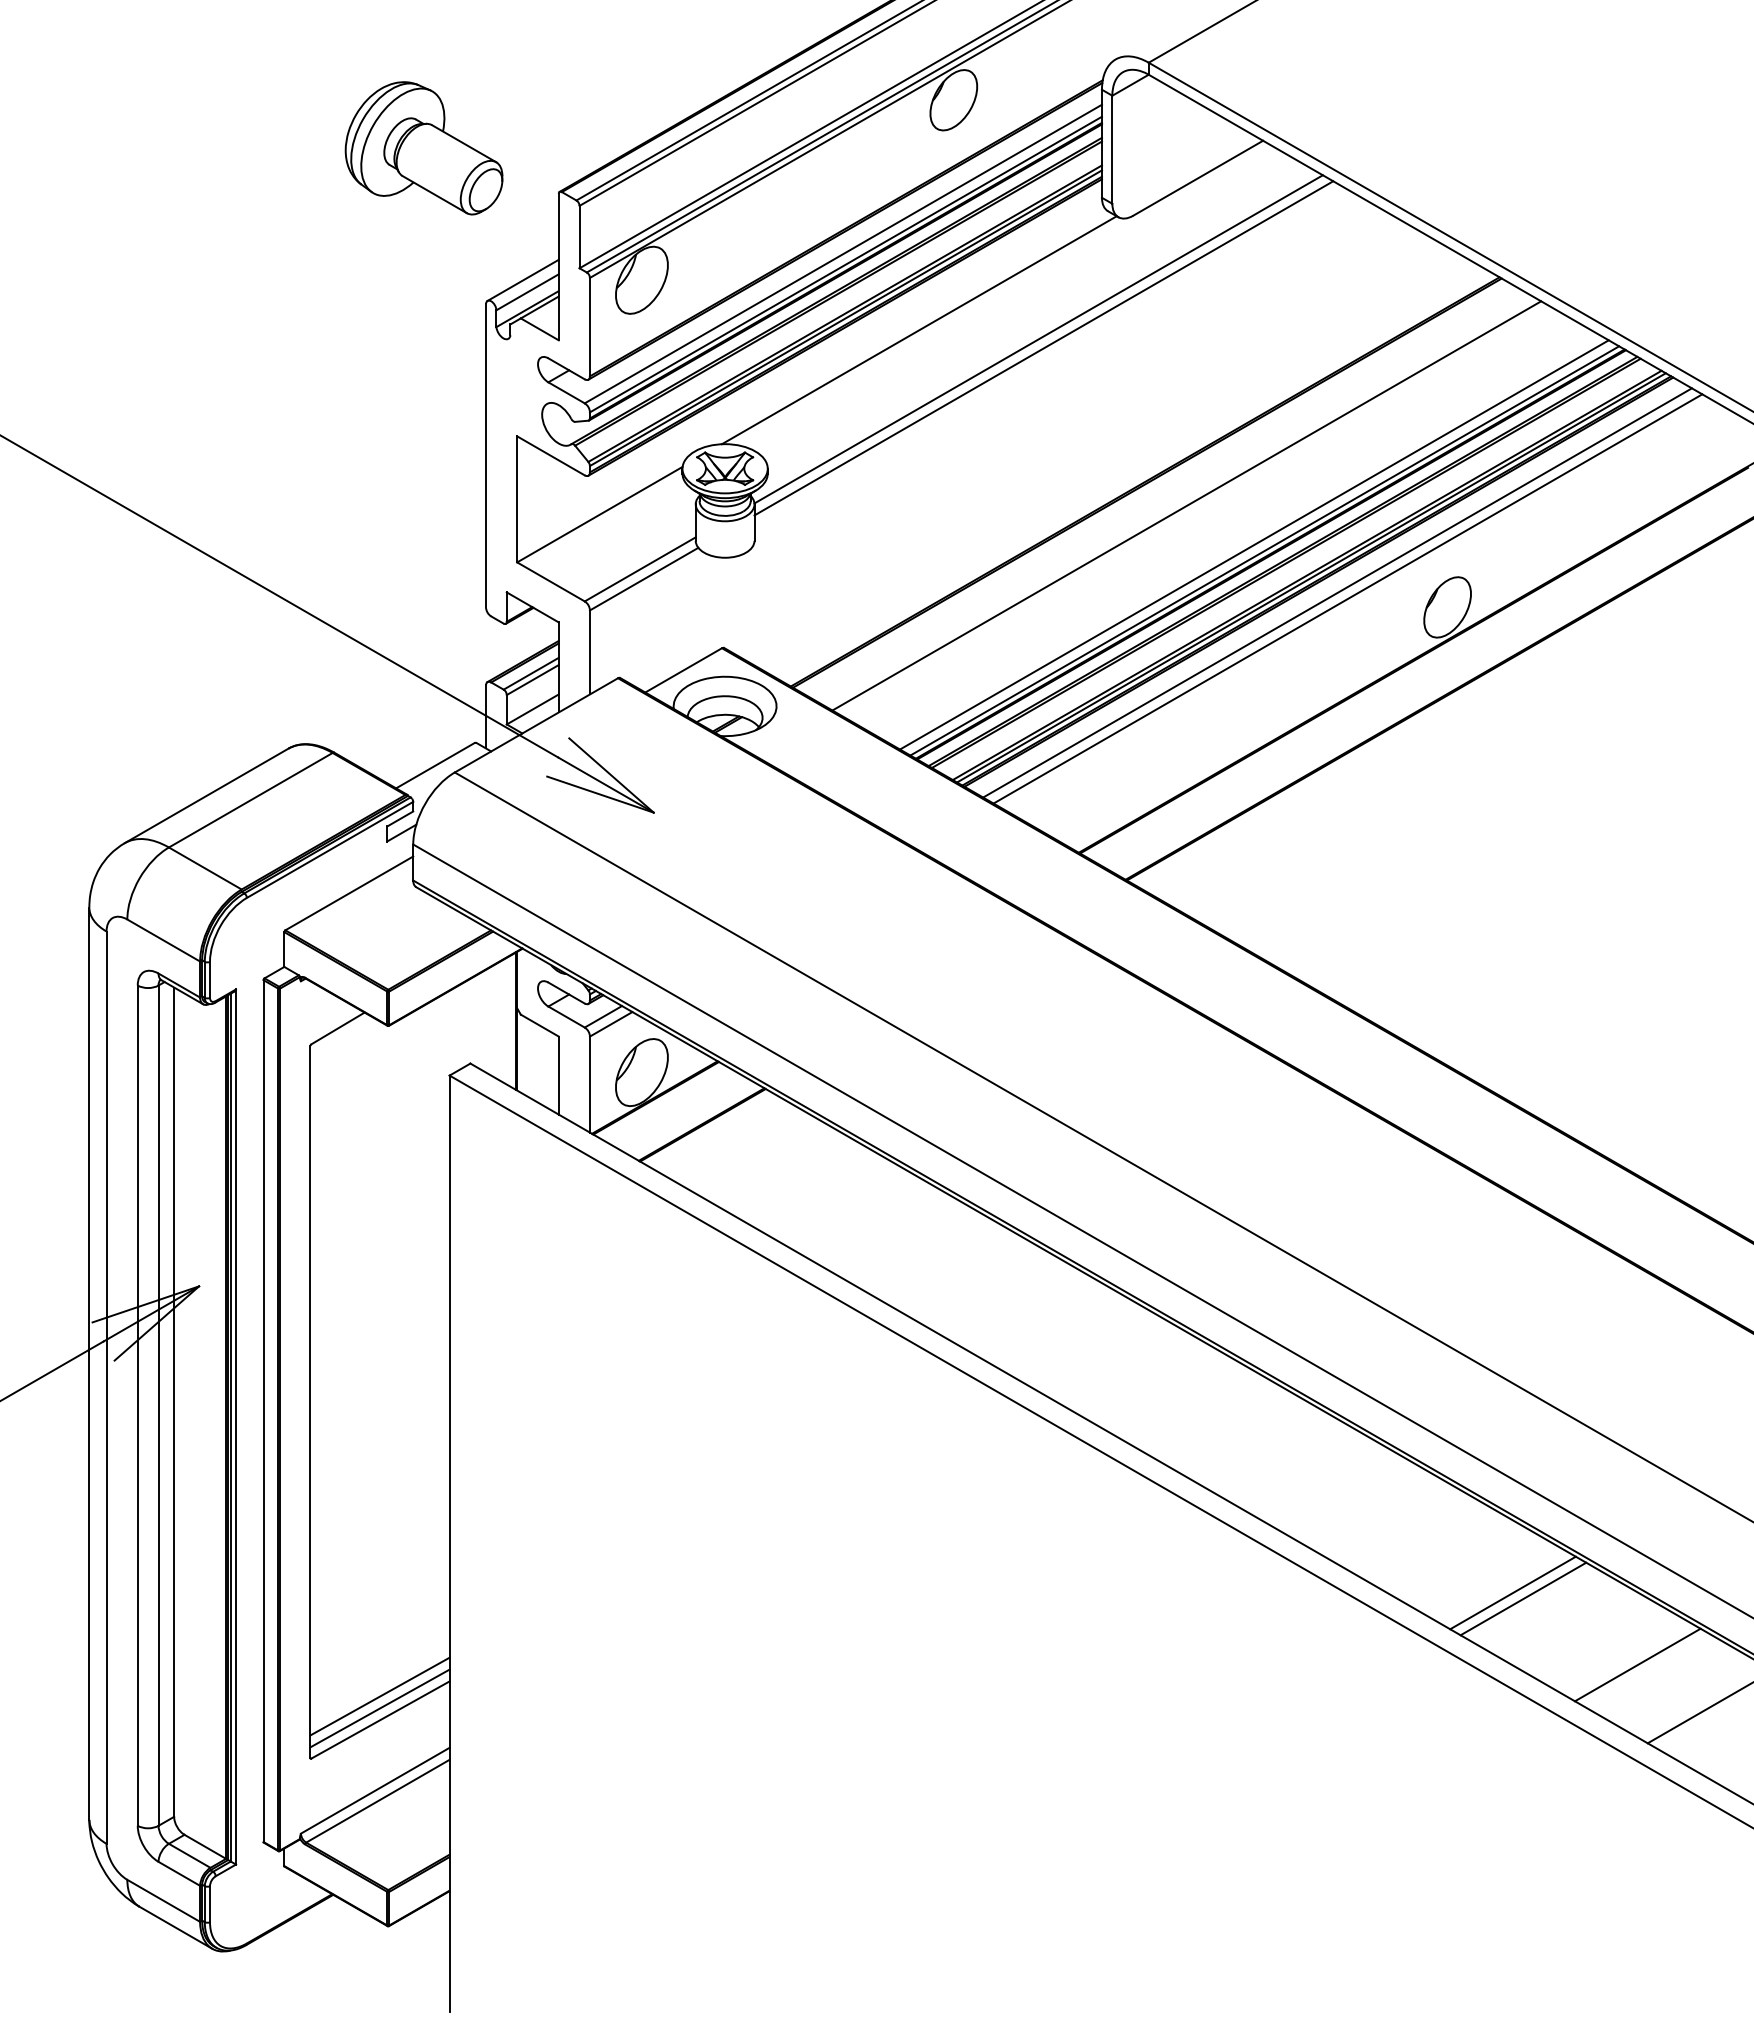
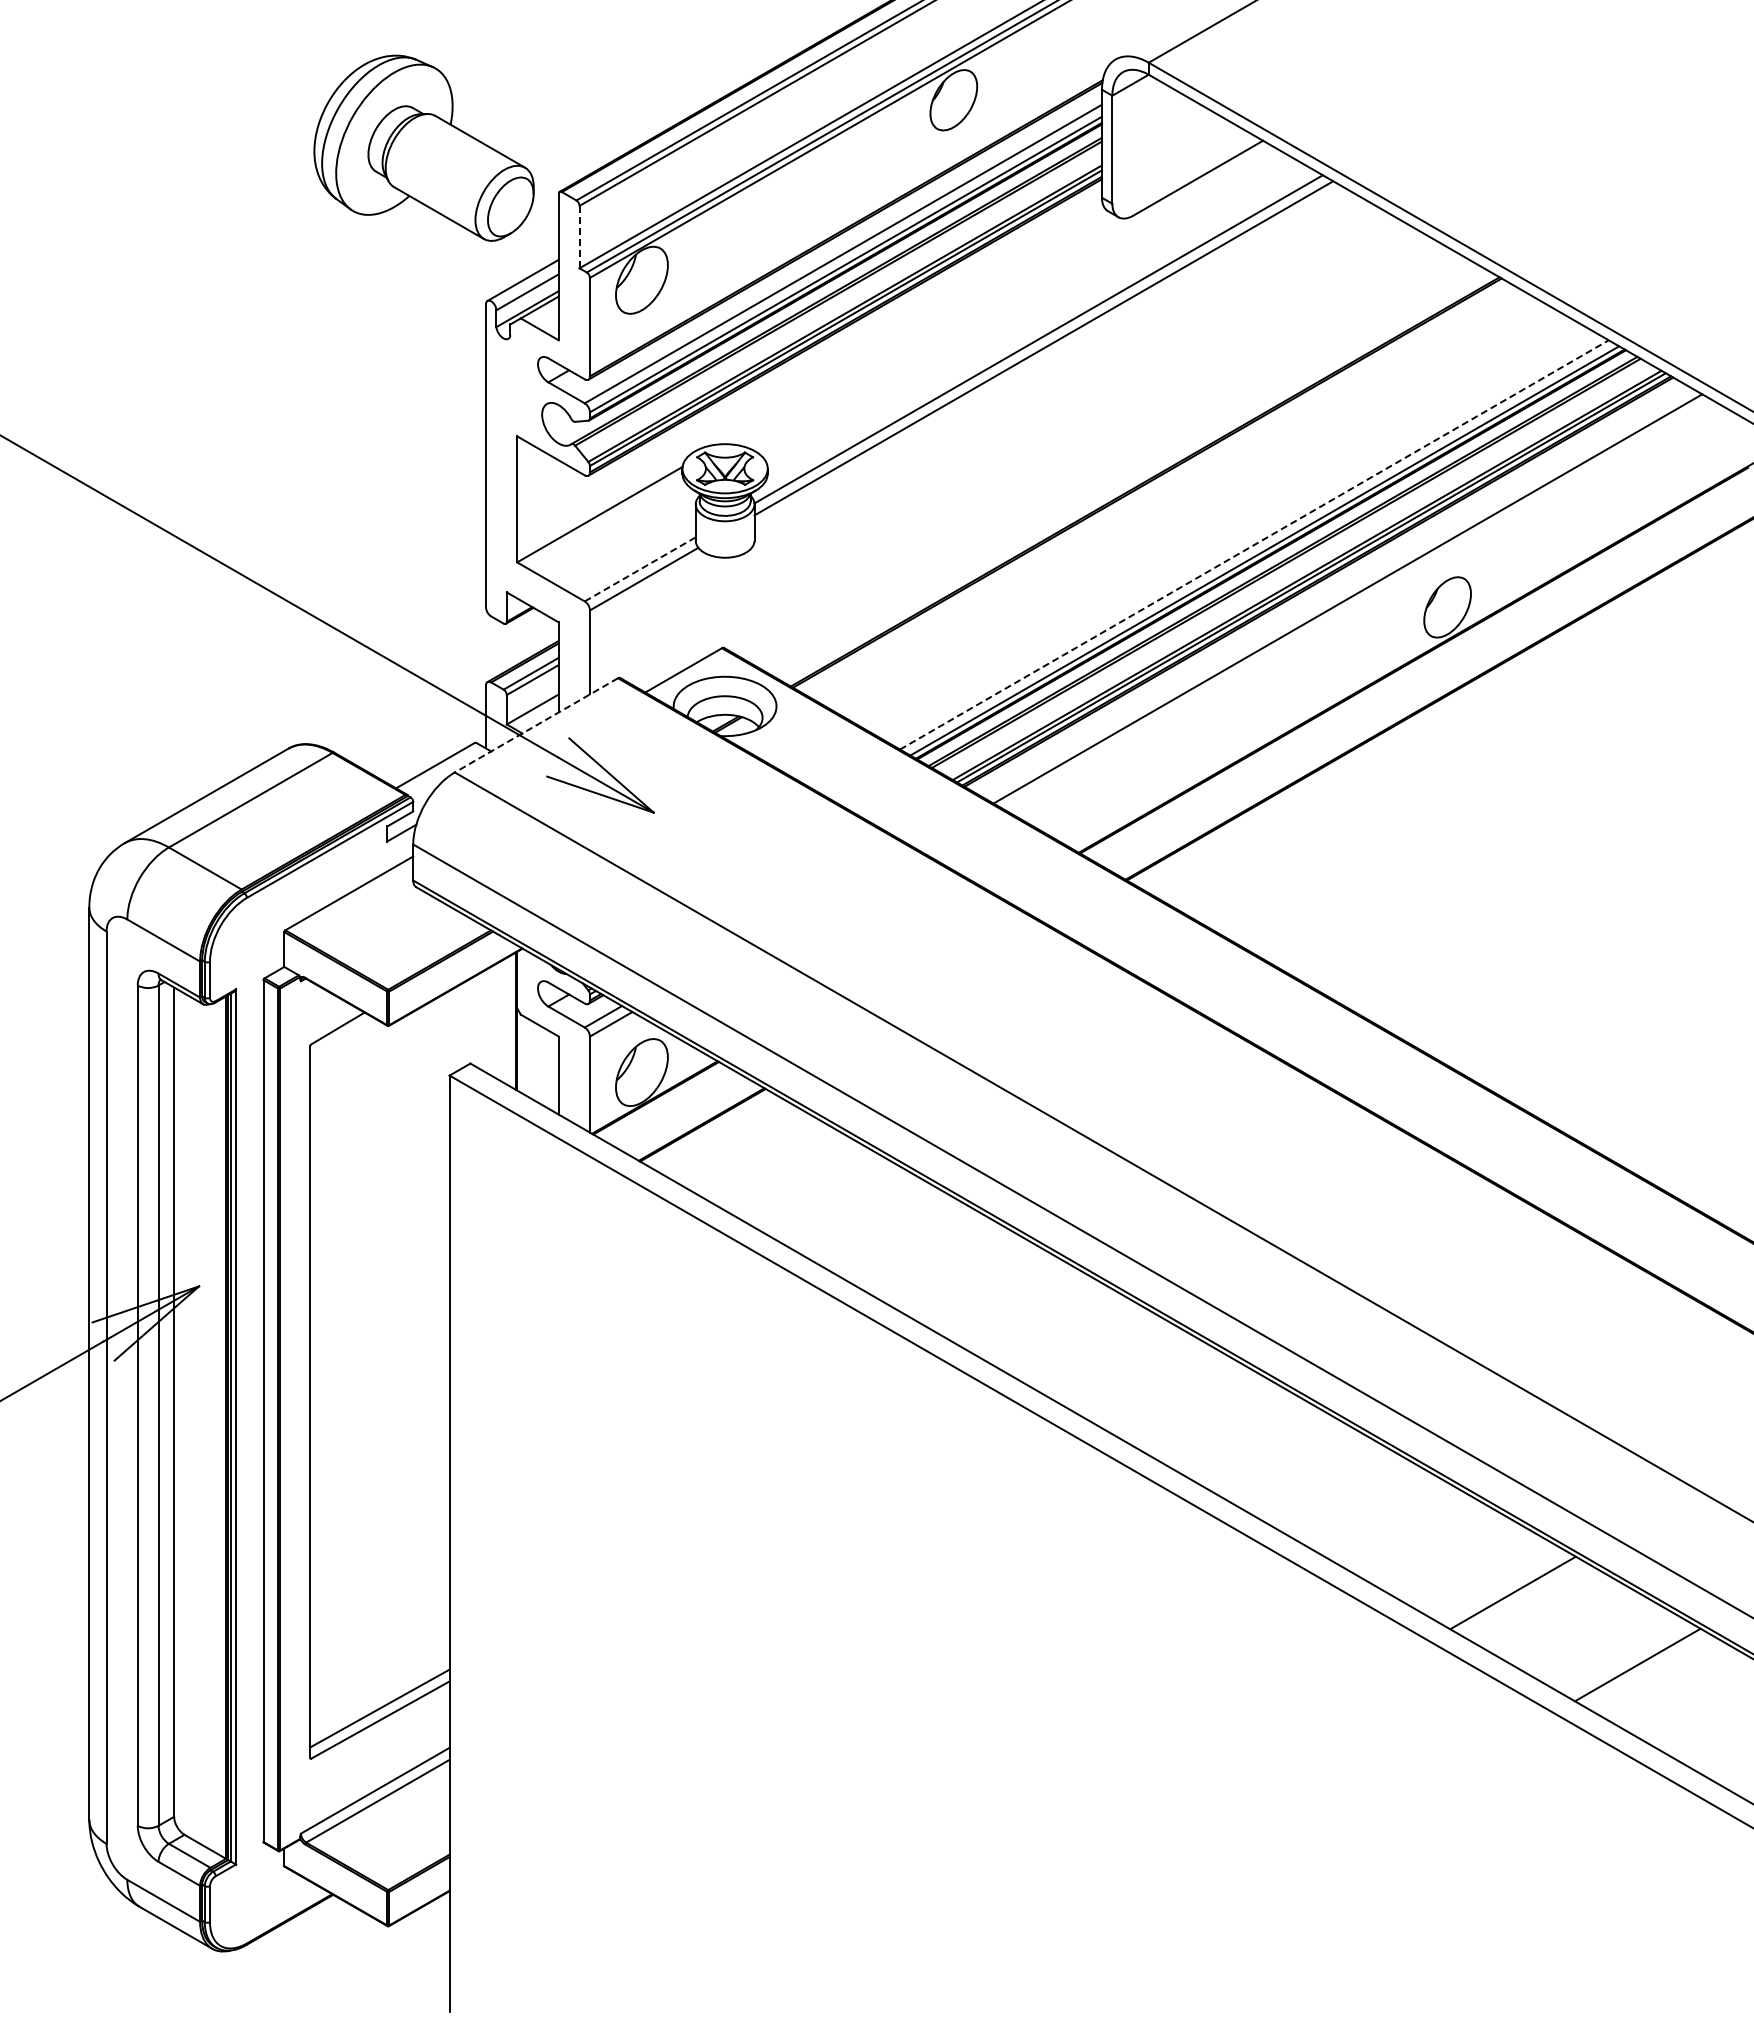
part size: 160x135 px -> 222x188 px (423, 147)
line: solid -> dashed (579, 237)
line: present -> none (918, 330)
line: present -> none (1186, 505)
line: solid -> dashed (1254, 544)
line: solid -> dashed (640, 569)
line: present -> none (1337, 592)
line: solid -> dashed (536, 725)
line: present -> none (1523, 1598)
line: present -> none (379, 1696)
line: present -> none (1698, 1713)
